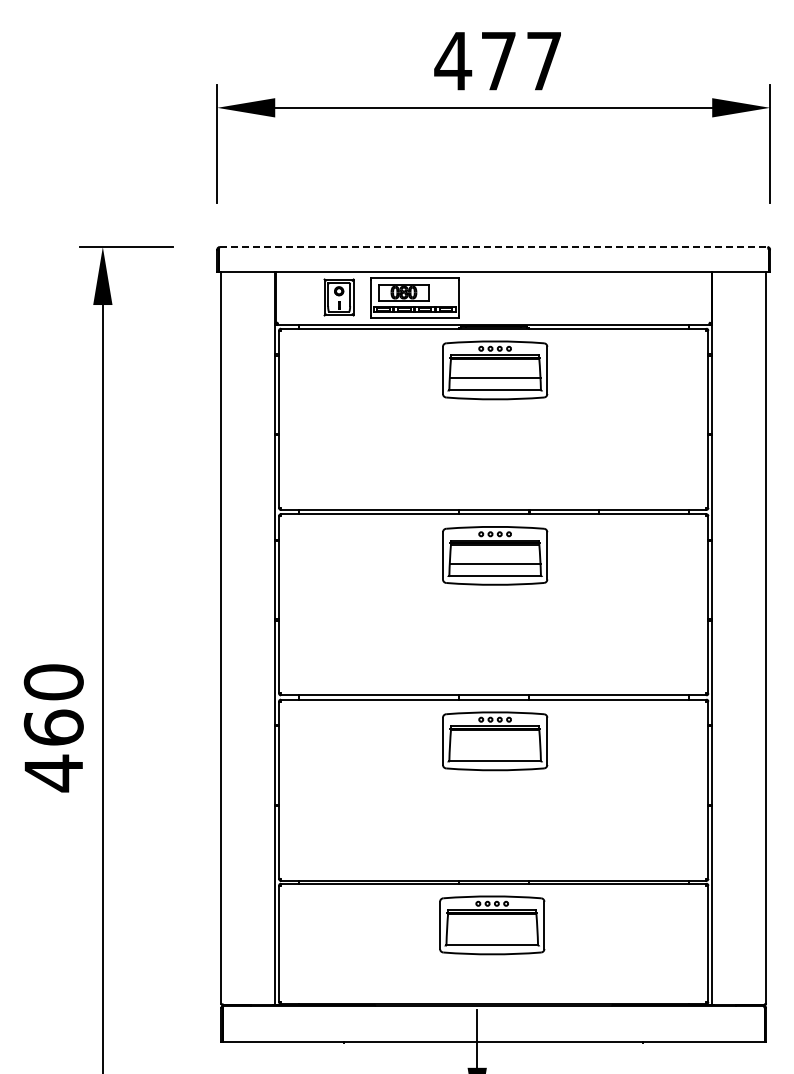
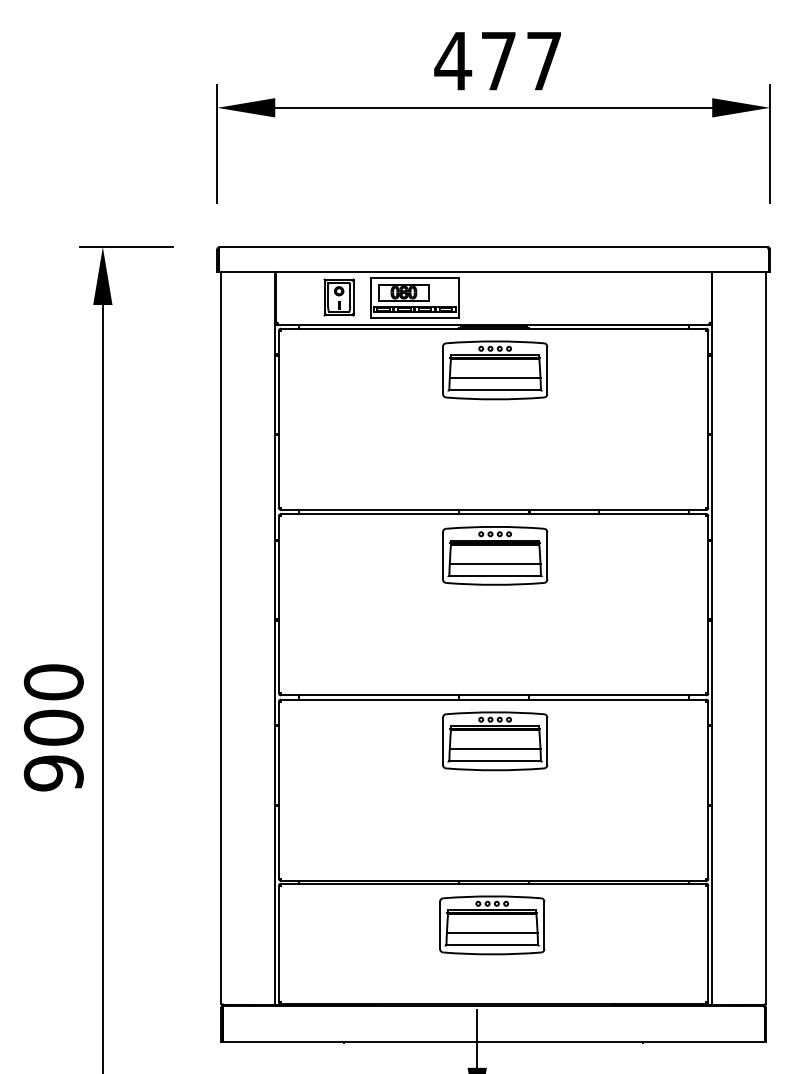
line: dashed -> solid (493, 247)
line: none -> present (494, 749)
text: 460 -> 900 (53, 750)
line: none -> present (491, 933)
